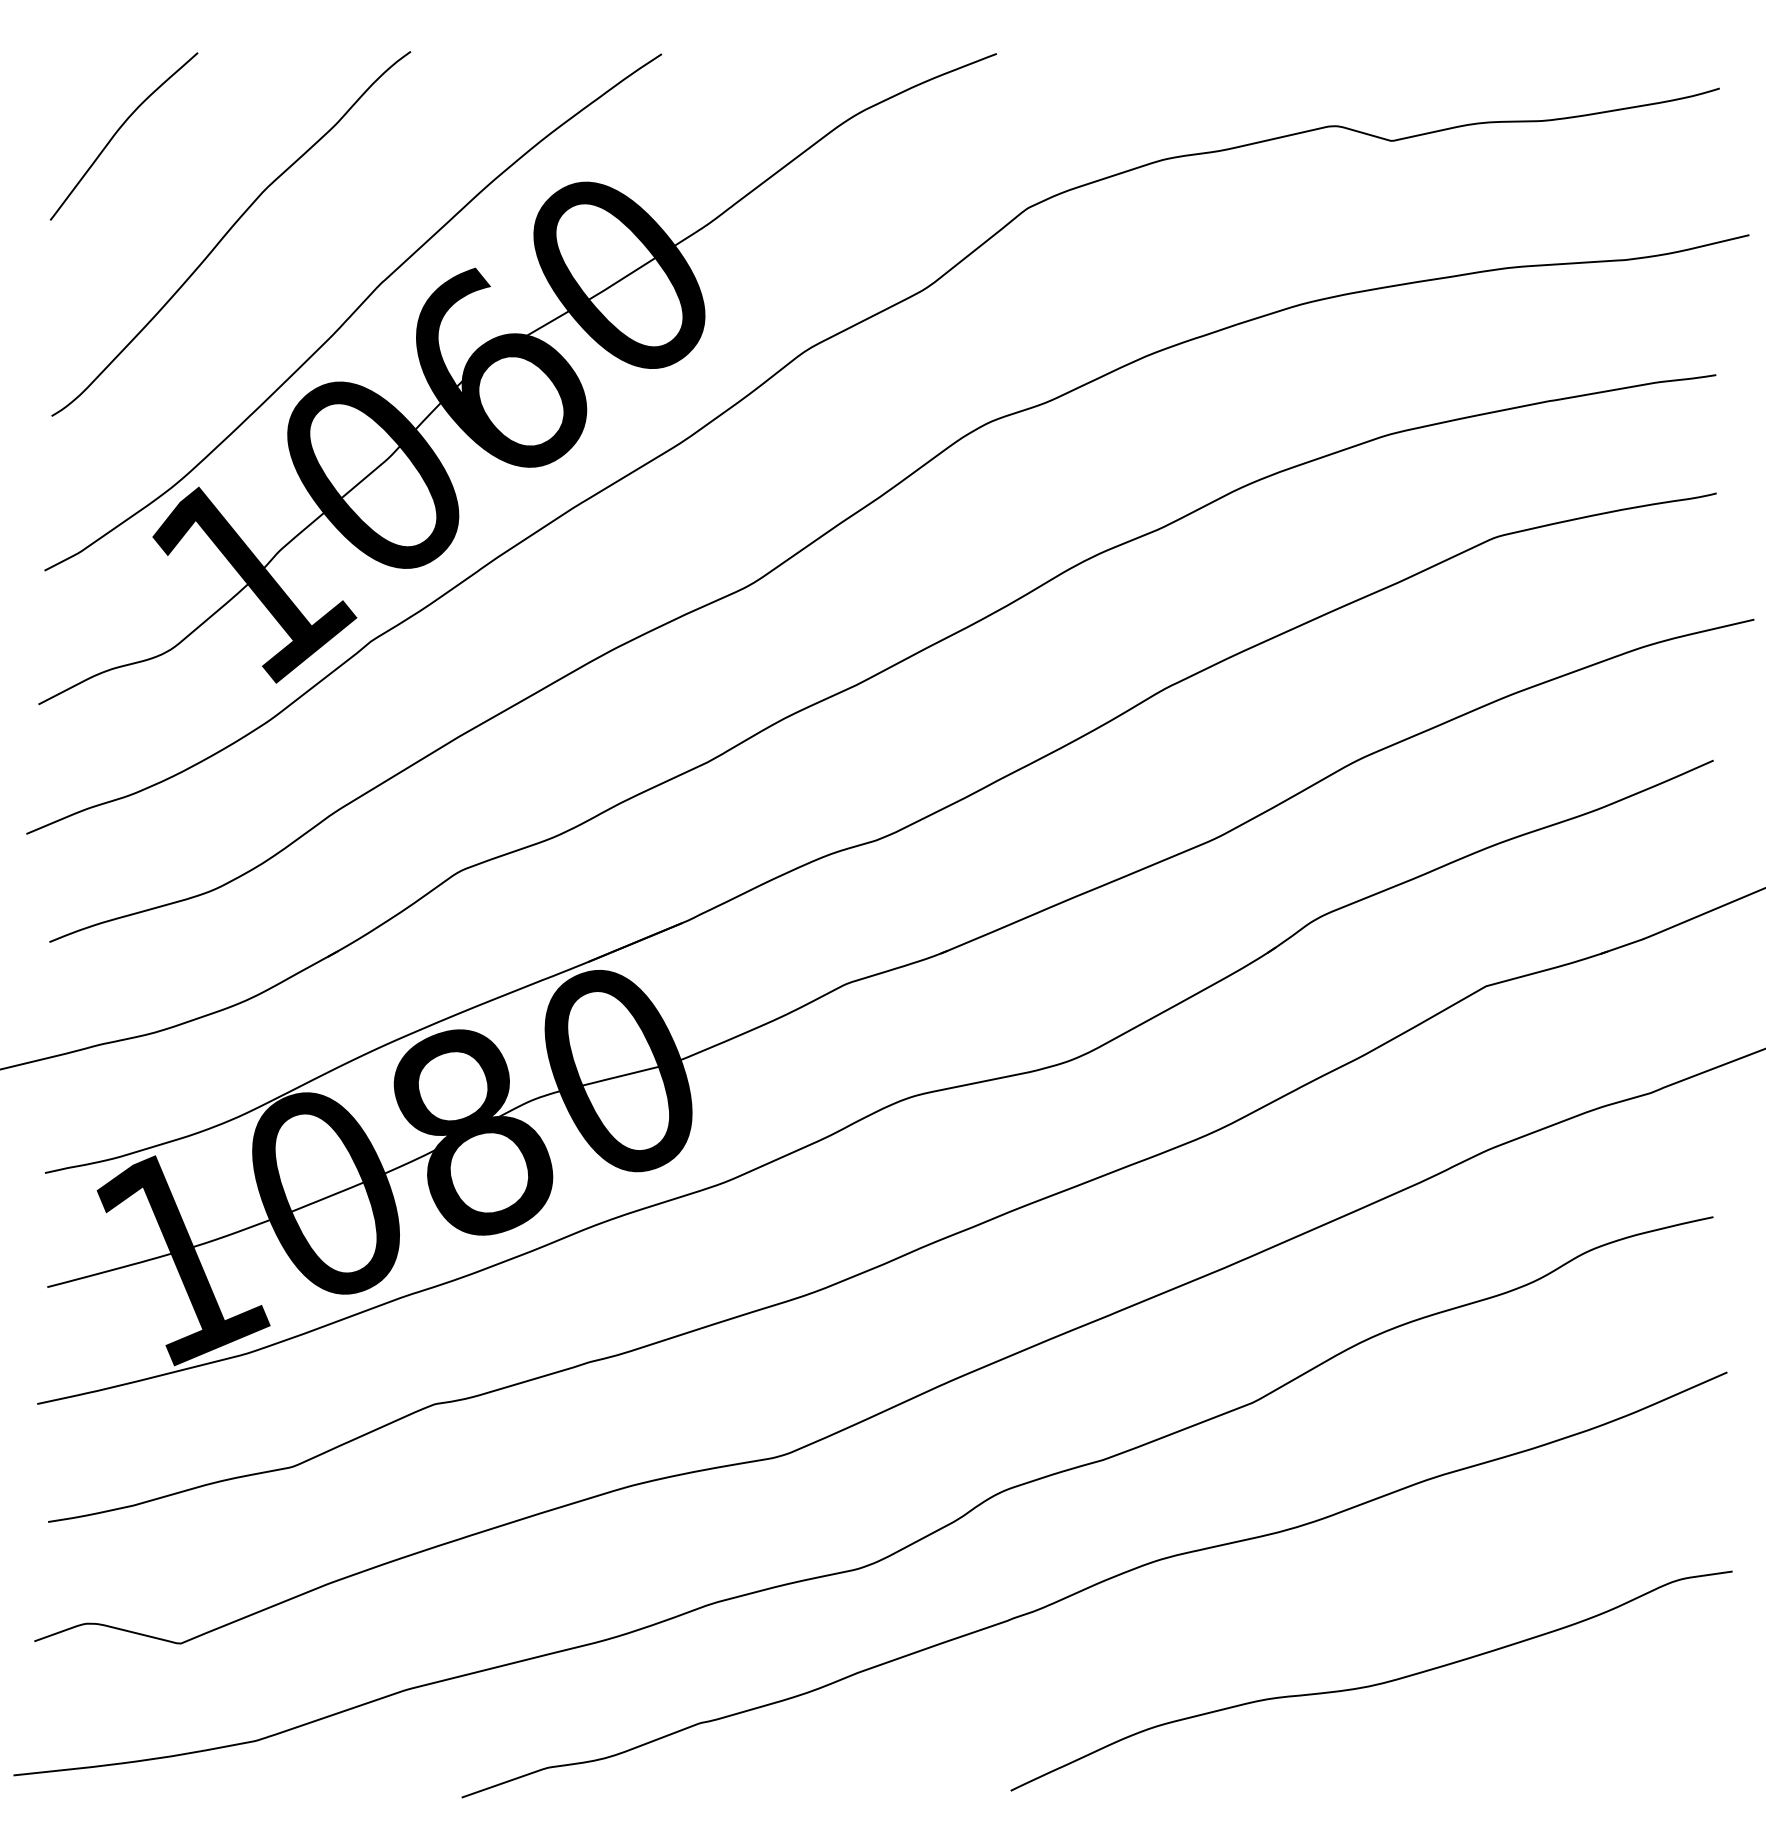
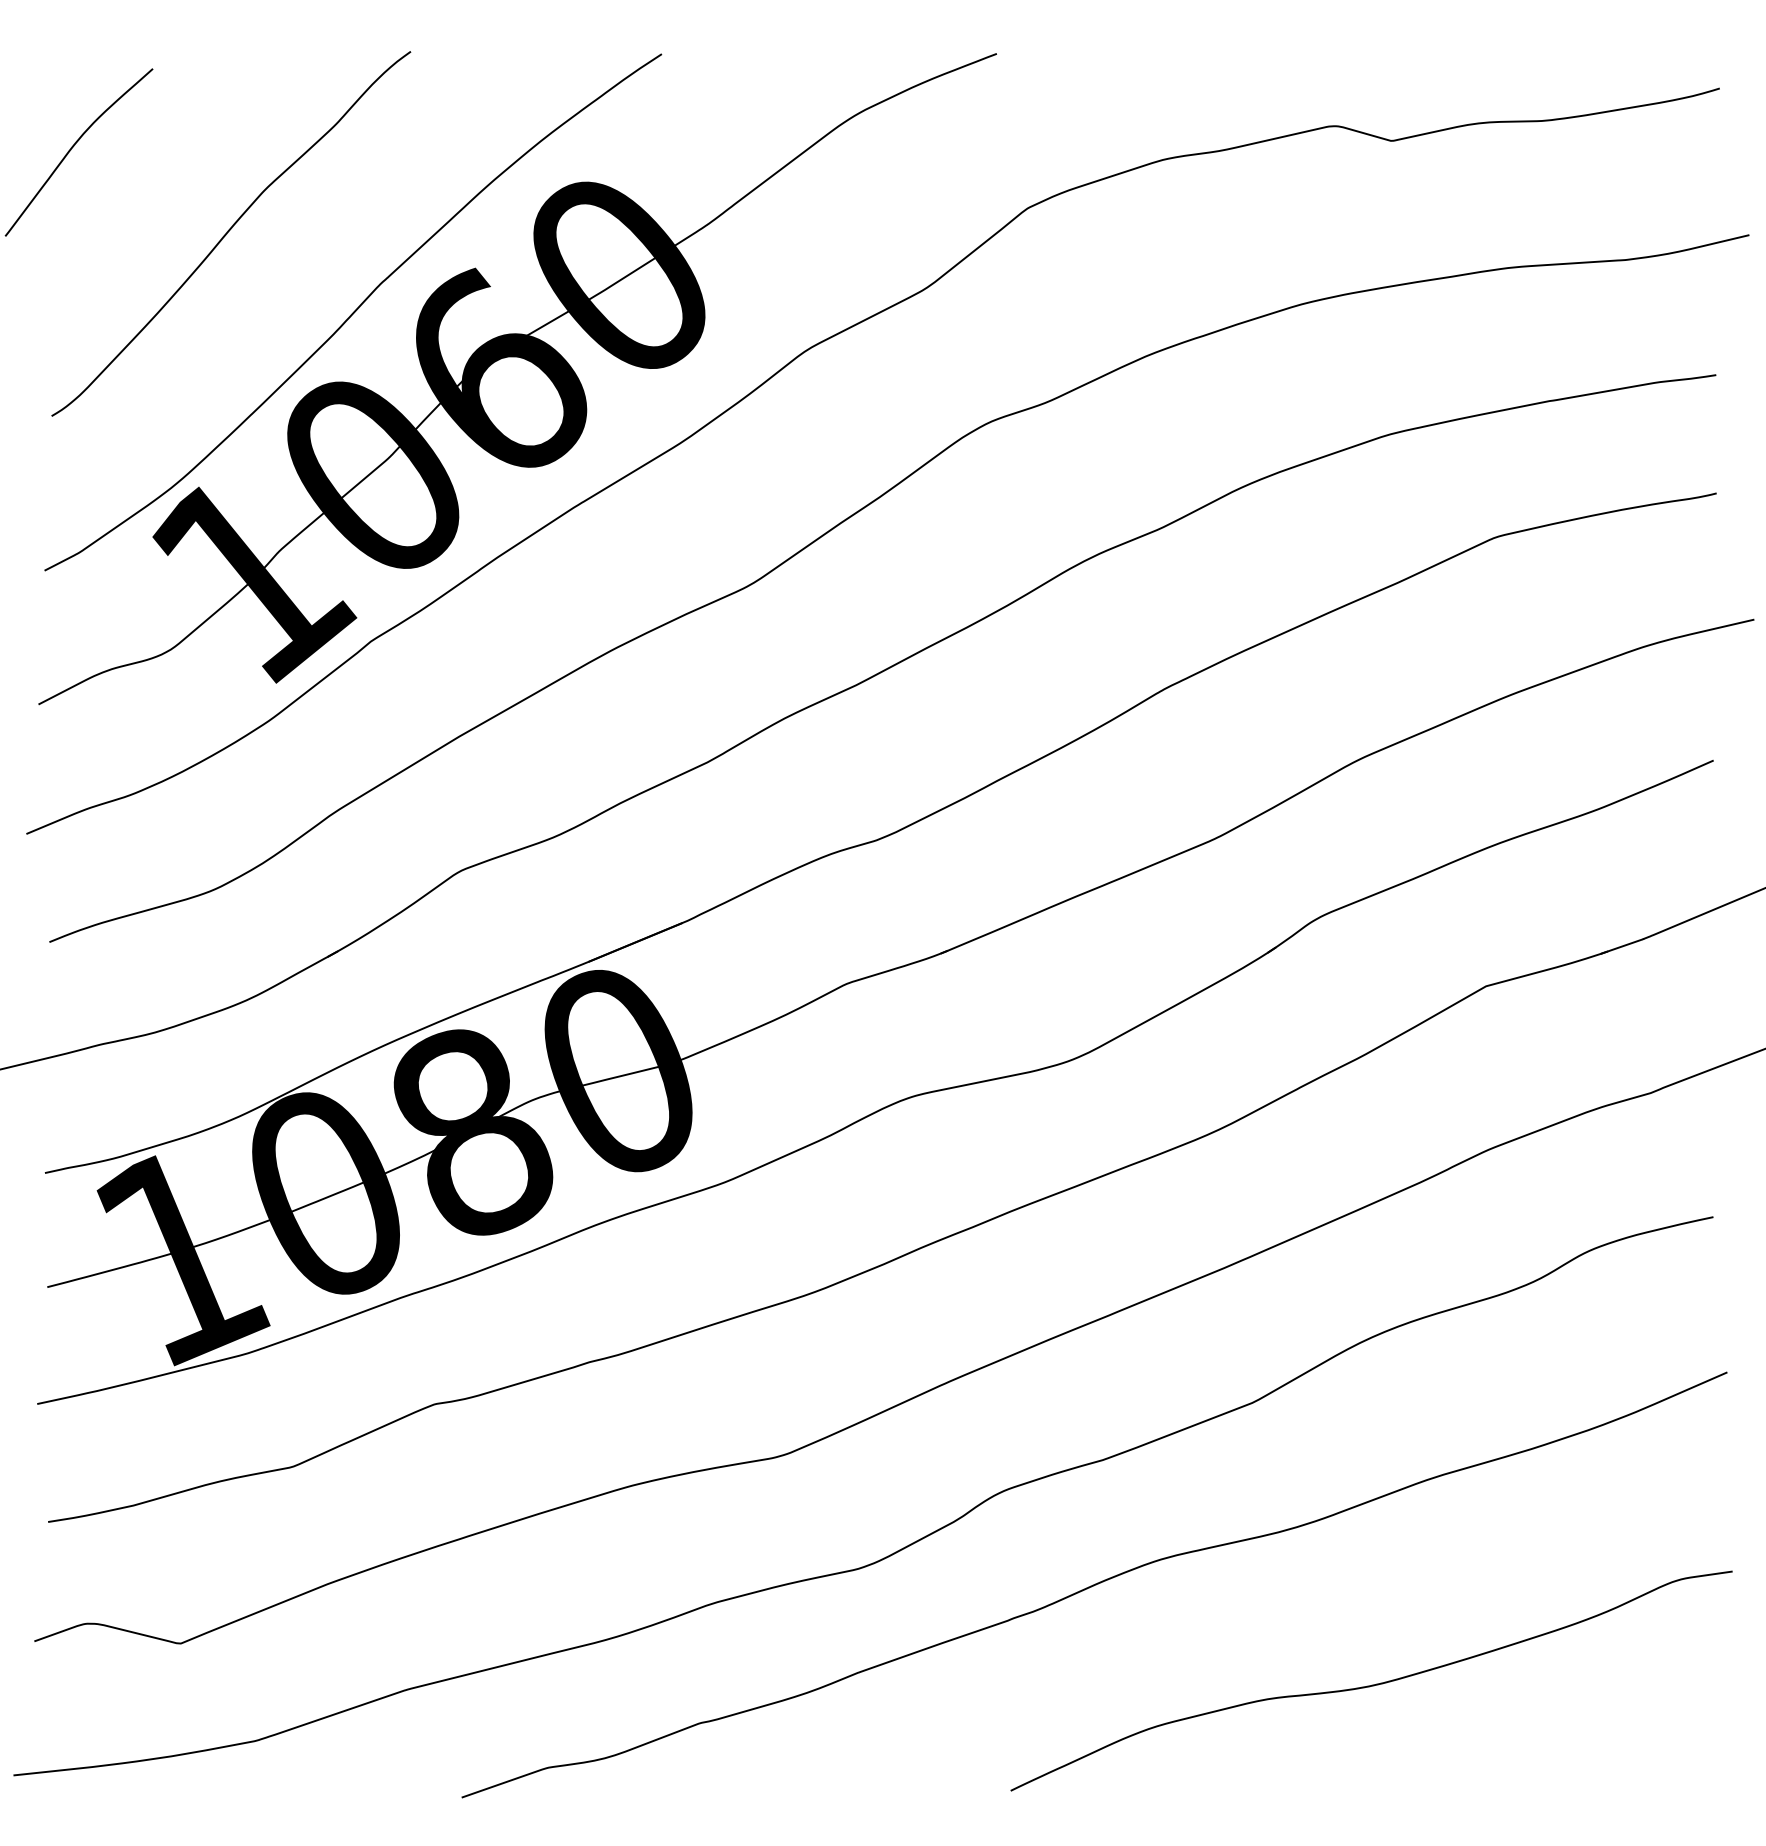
curve position: (118, 131) -> (73, 147) (73, 147)
